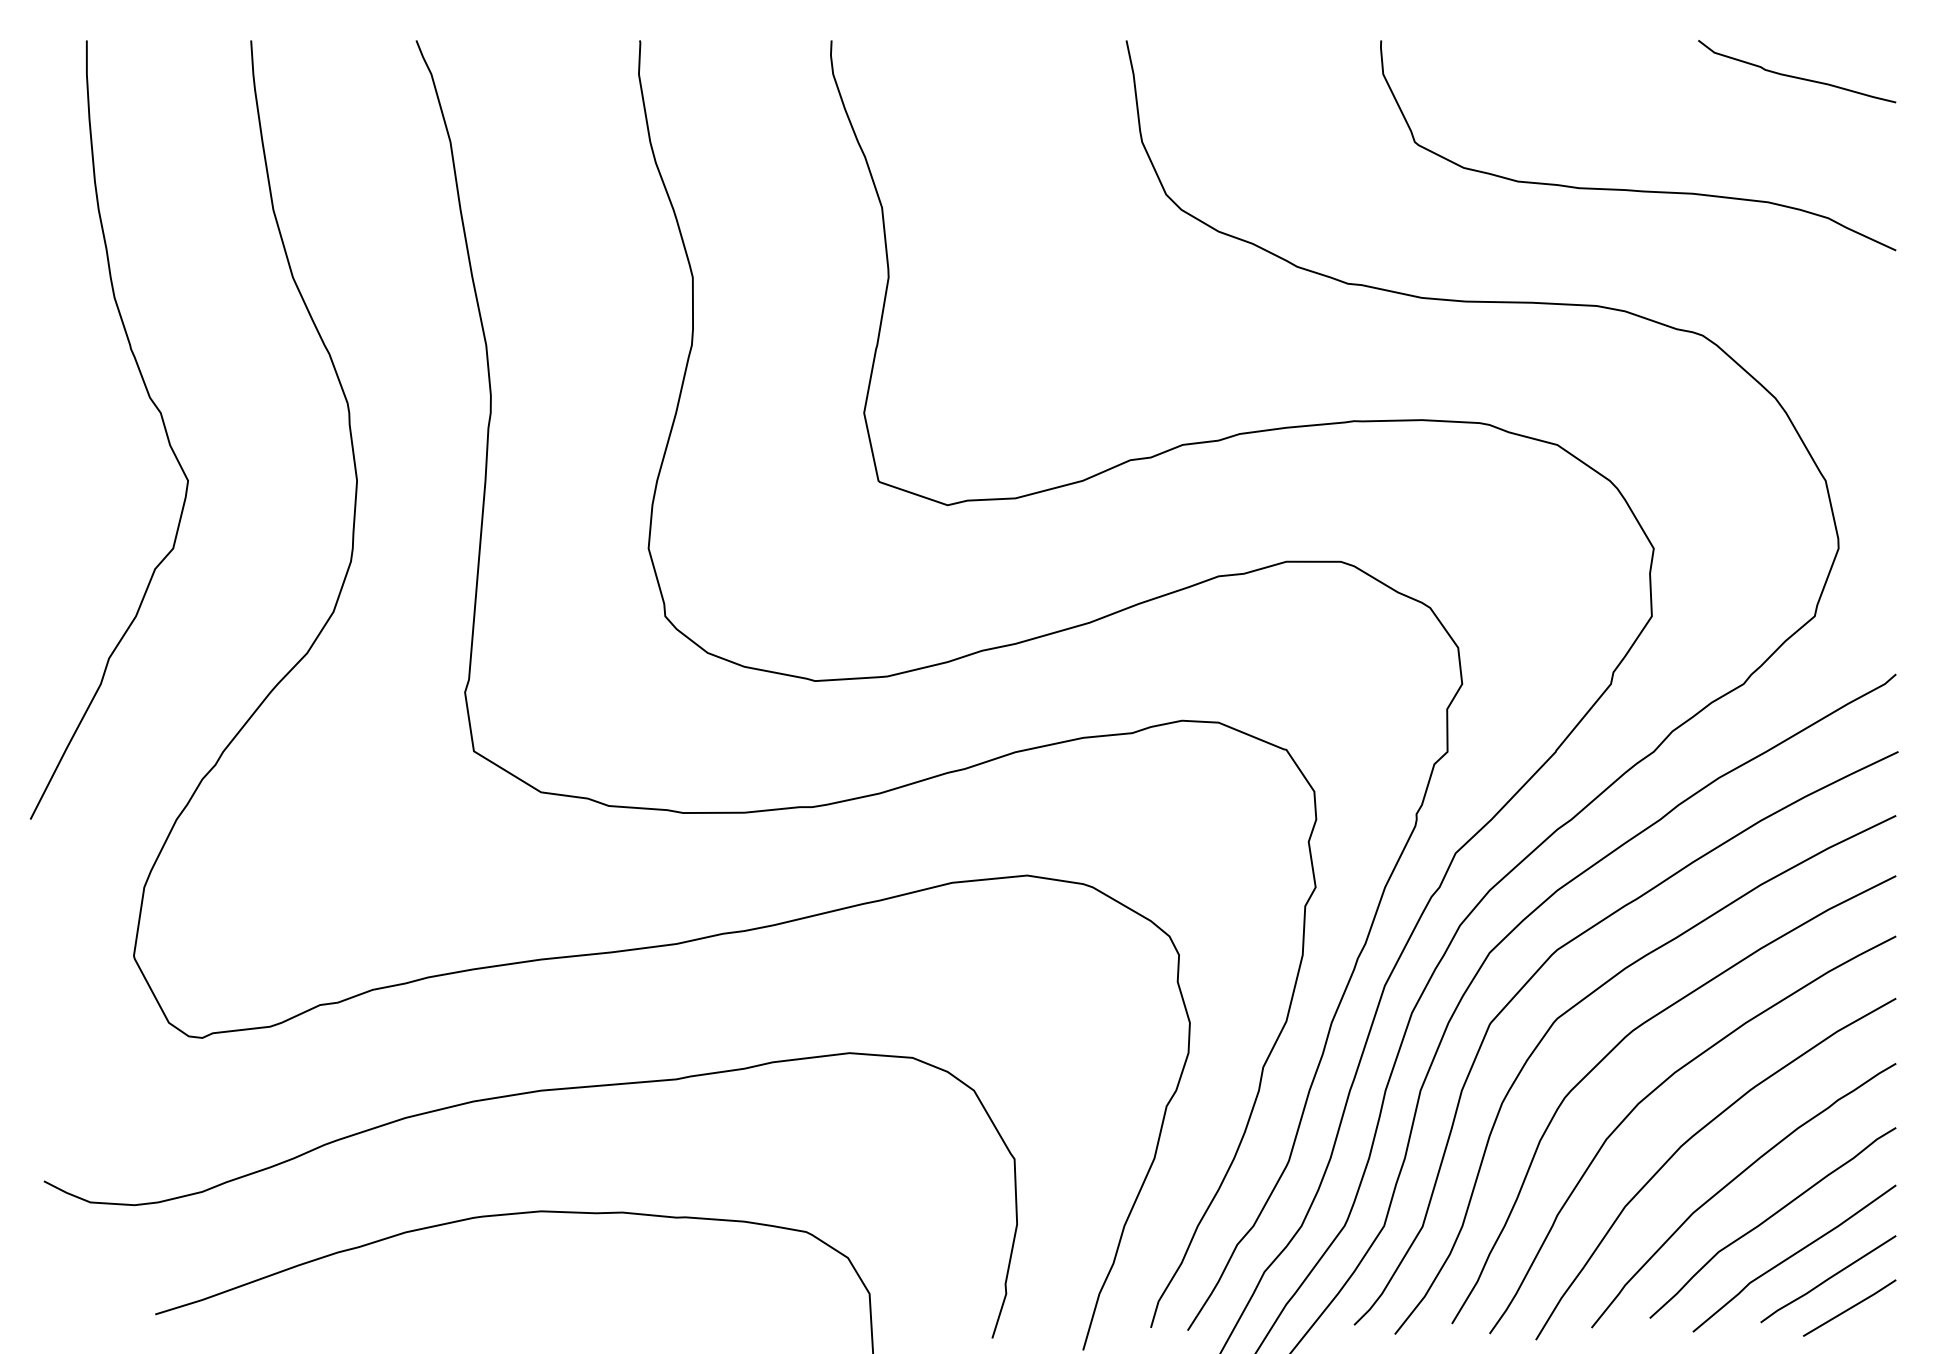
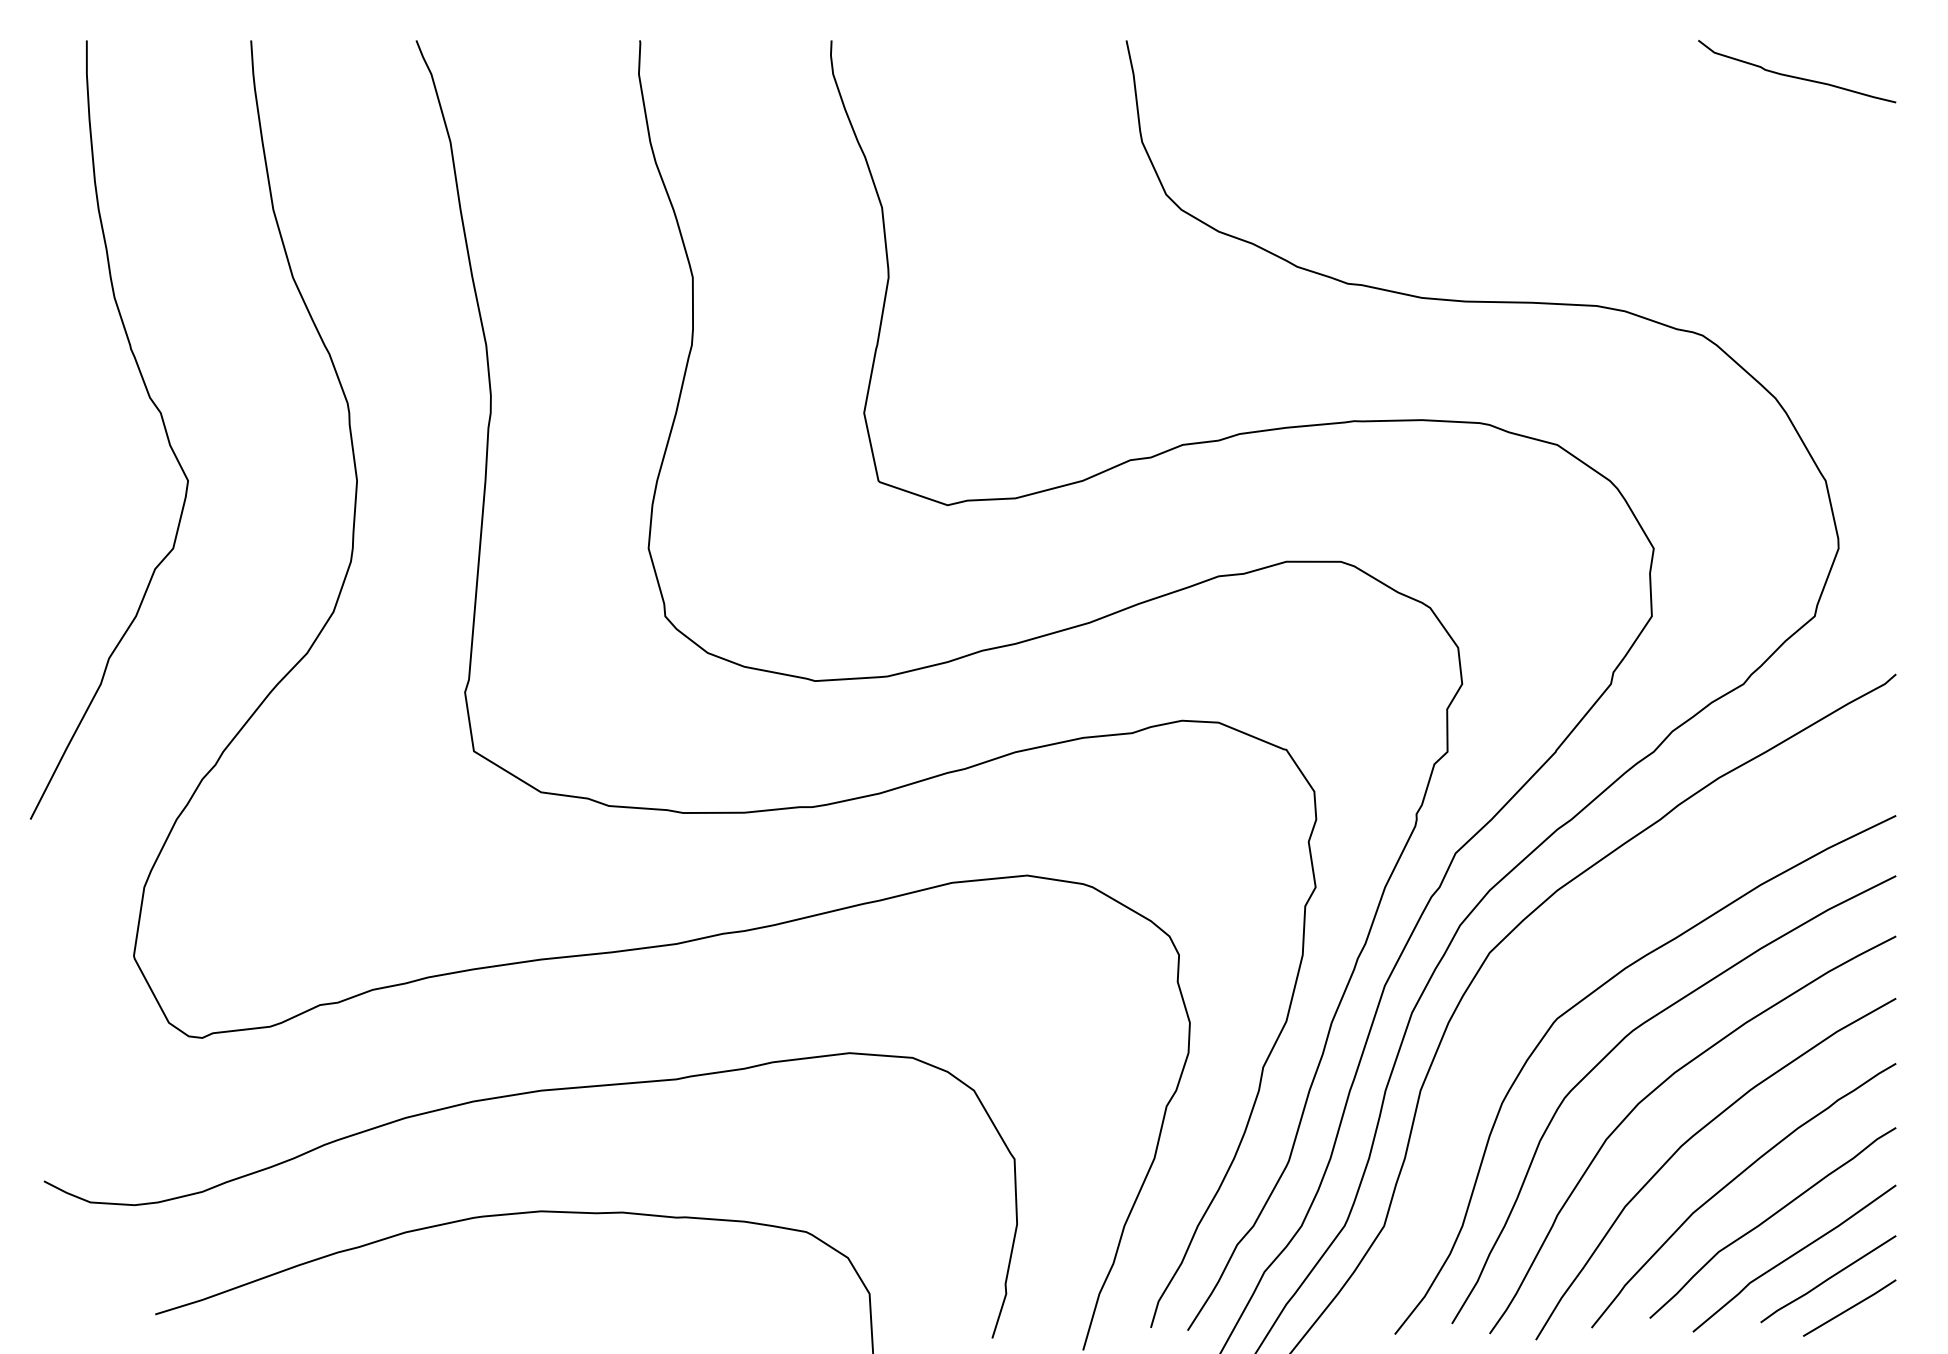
curve: present -> none (1634, 189)
curve: present -> none (1540, 969)
